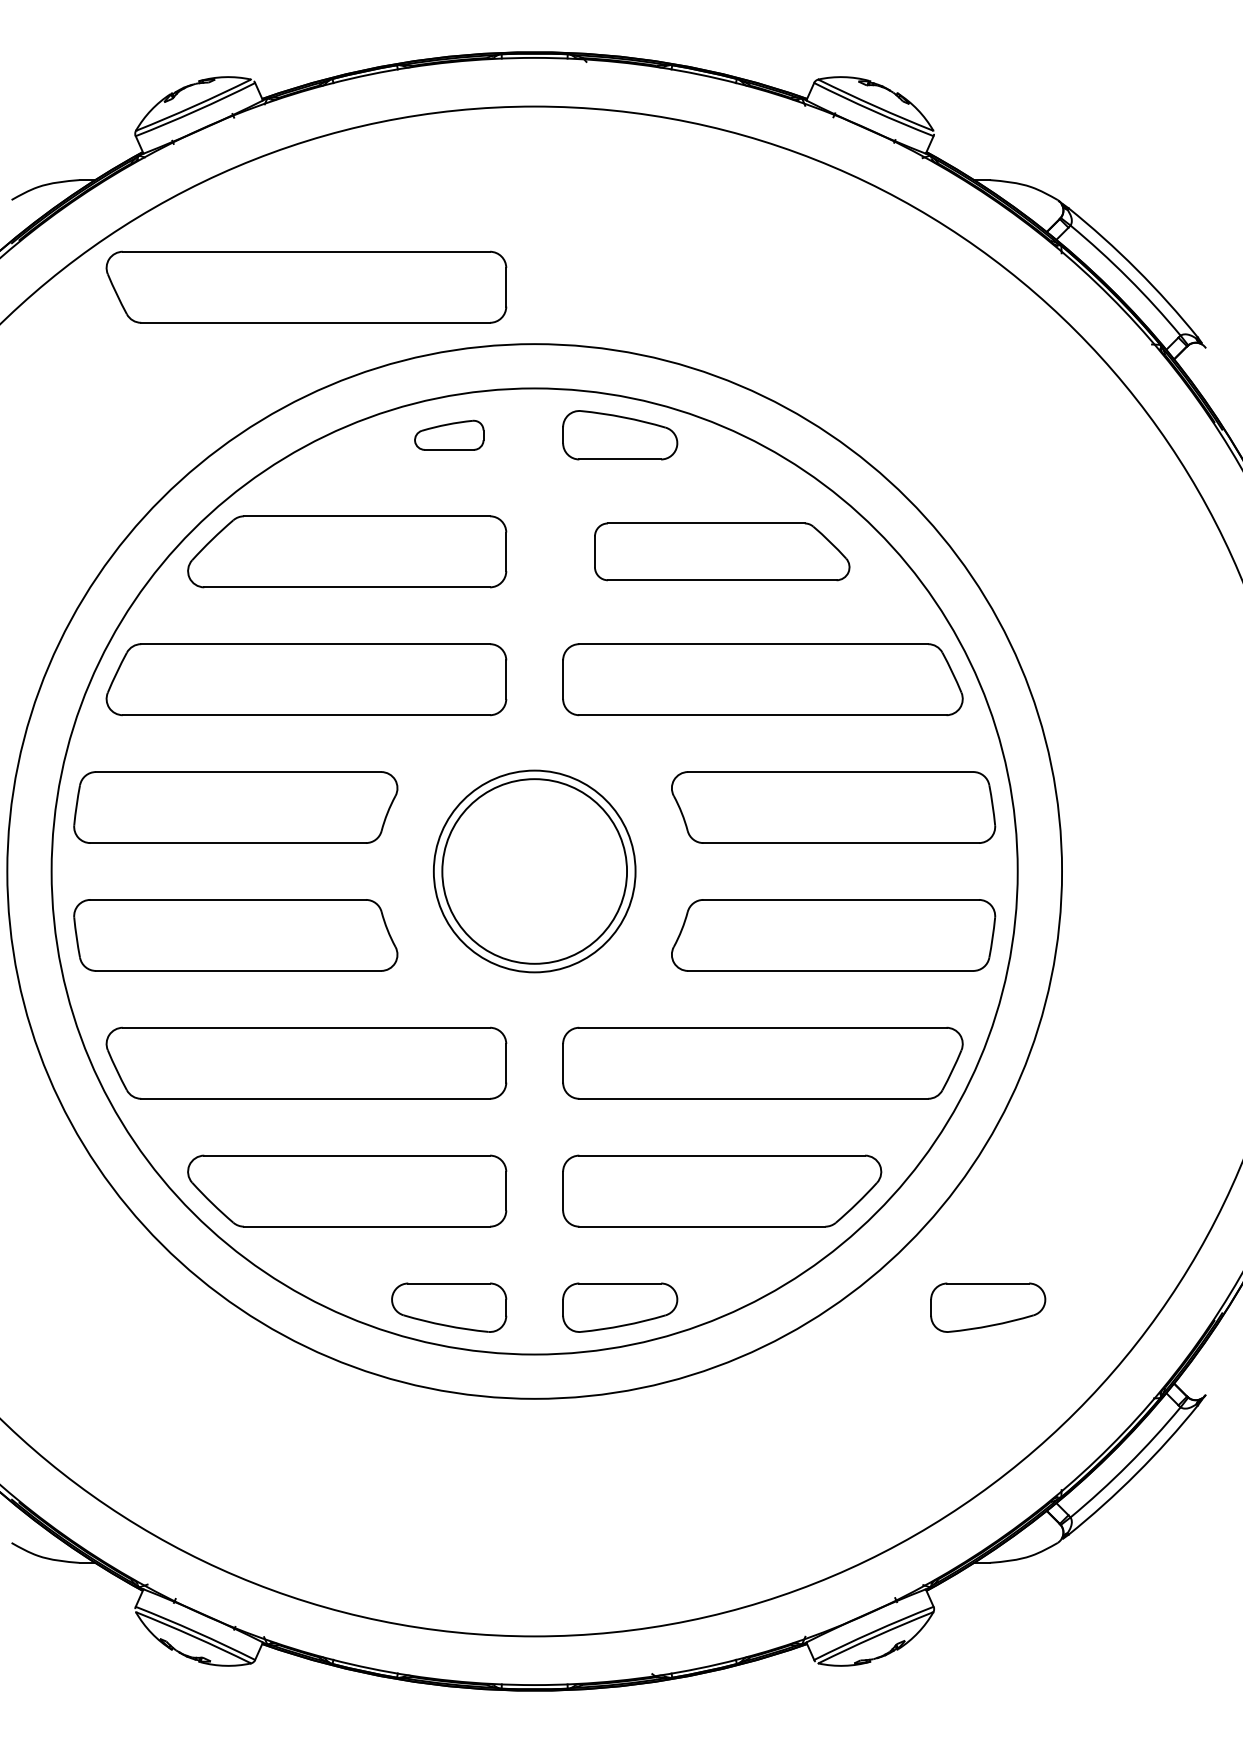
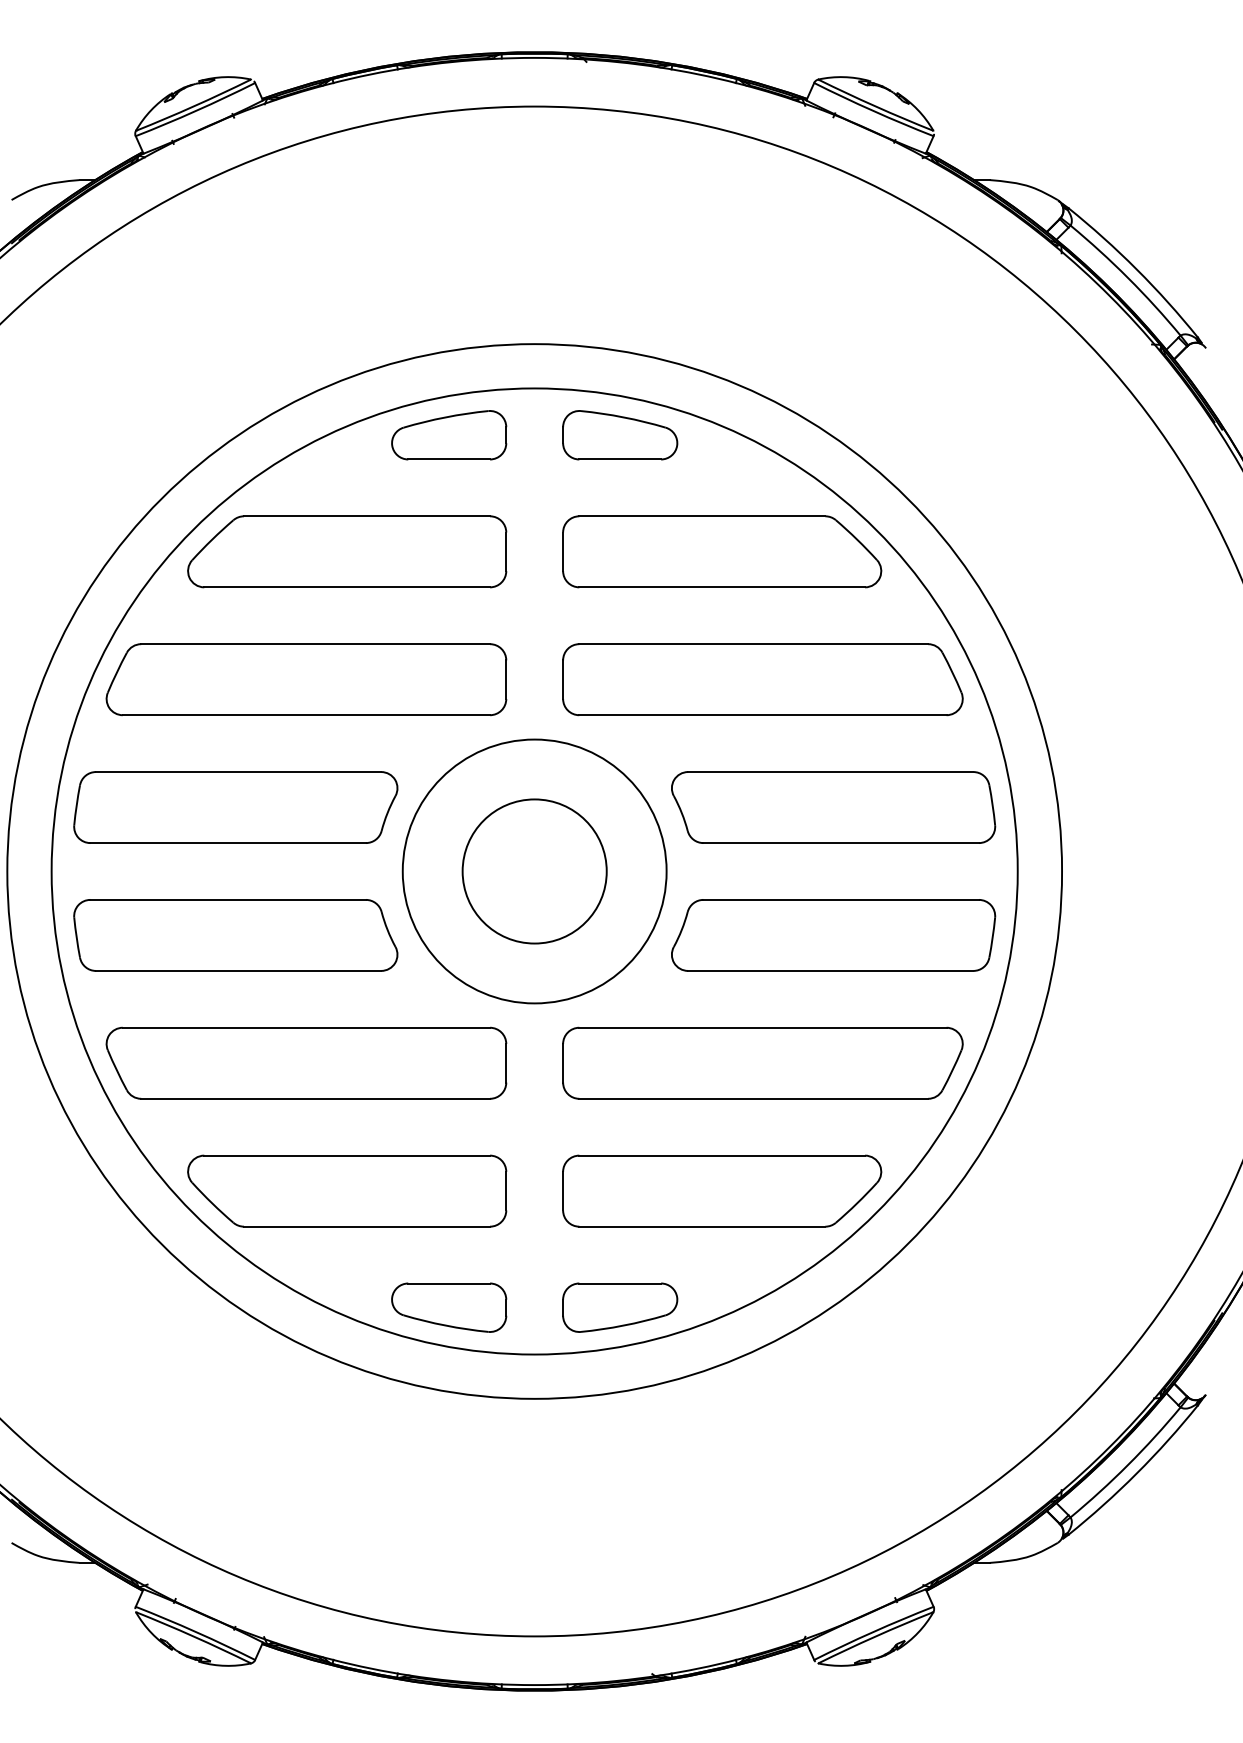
part: present -> none (306, 286)
part size: 71x32 px -> 117x51 px (449, 435)
part size: 257x60 px -> 321x74 px (722, 551)
circle diameter: 185 px -> 264 px (534, 871)
circle diameter: 202 px -> 144 px (534, 871)
part: present -> none (988, 1307)
